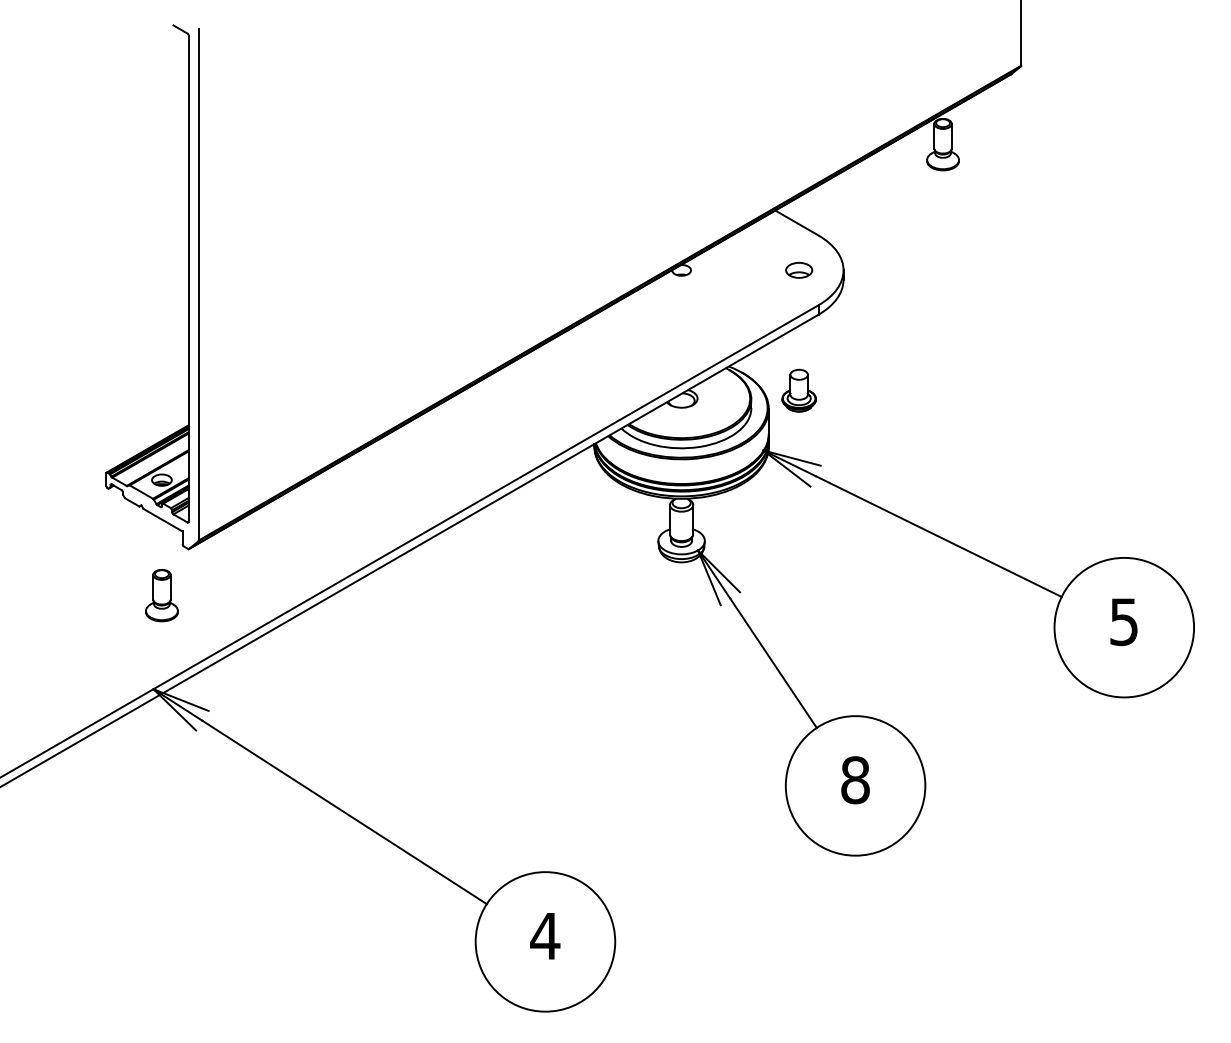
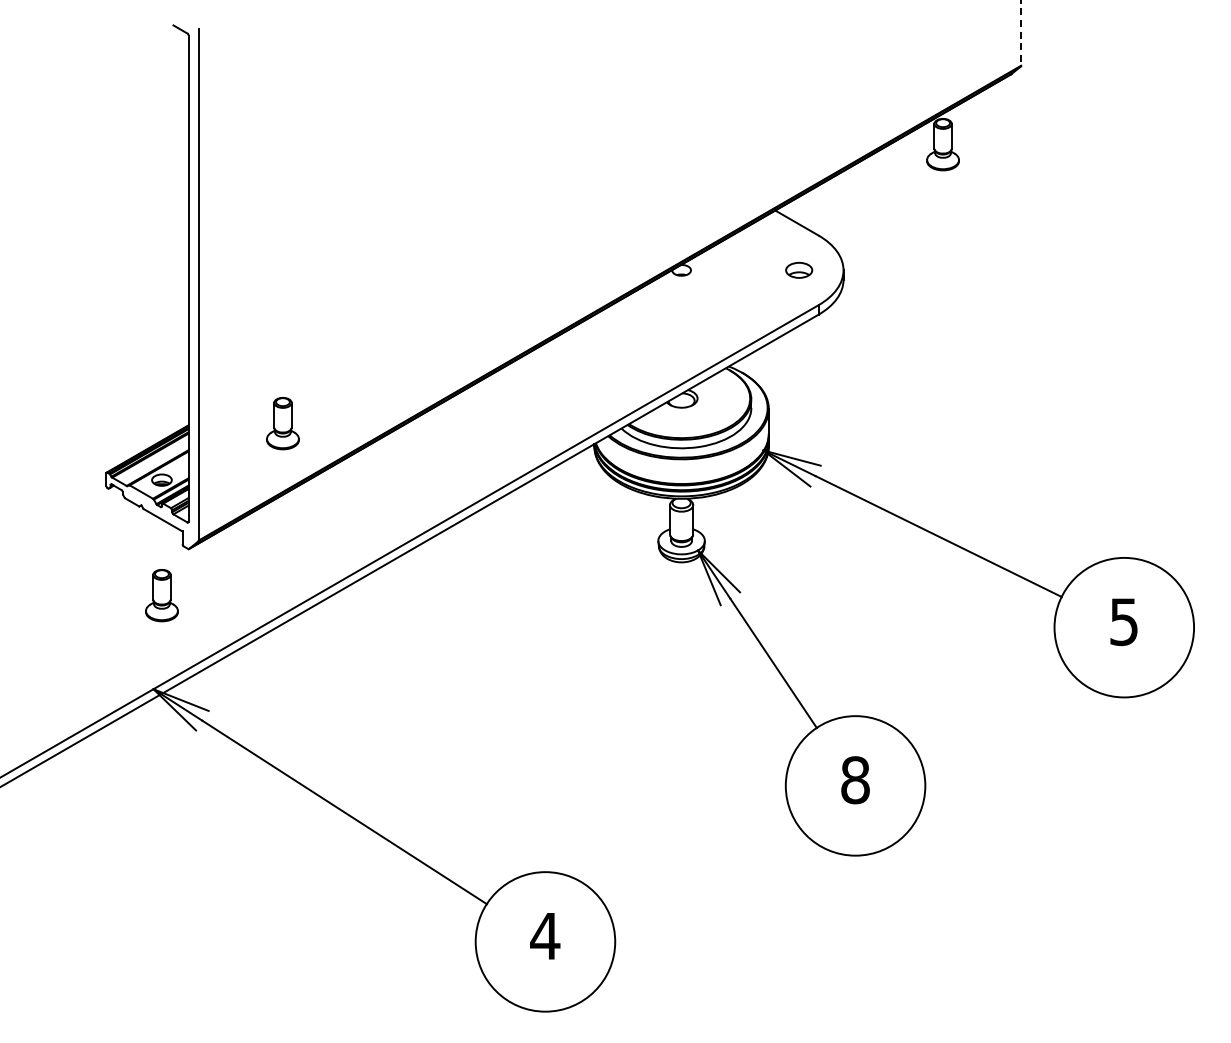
line: solid -> dashed (1021, 33)
part: present -> none (798, 390)
part: none -> present (282, 423)
